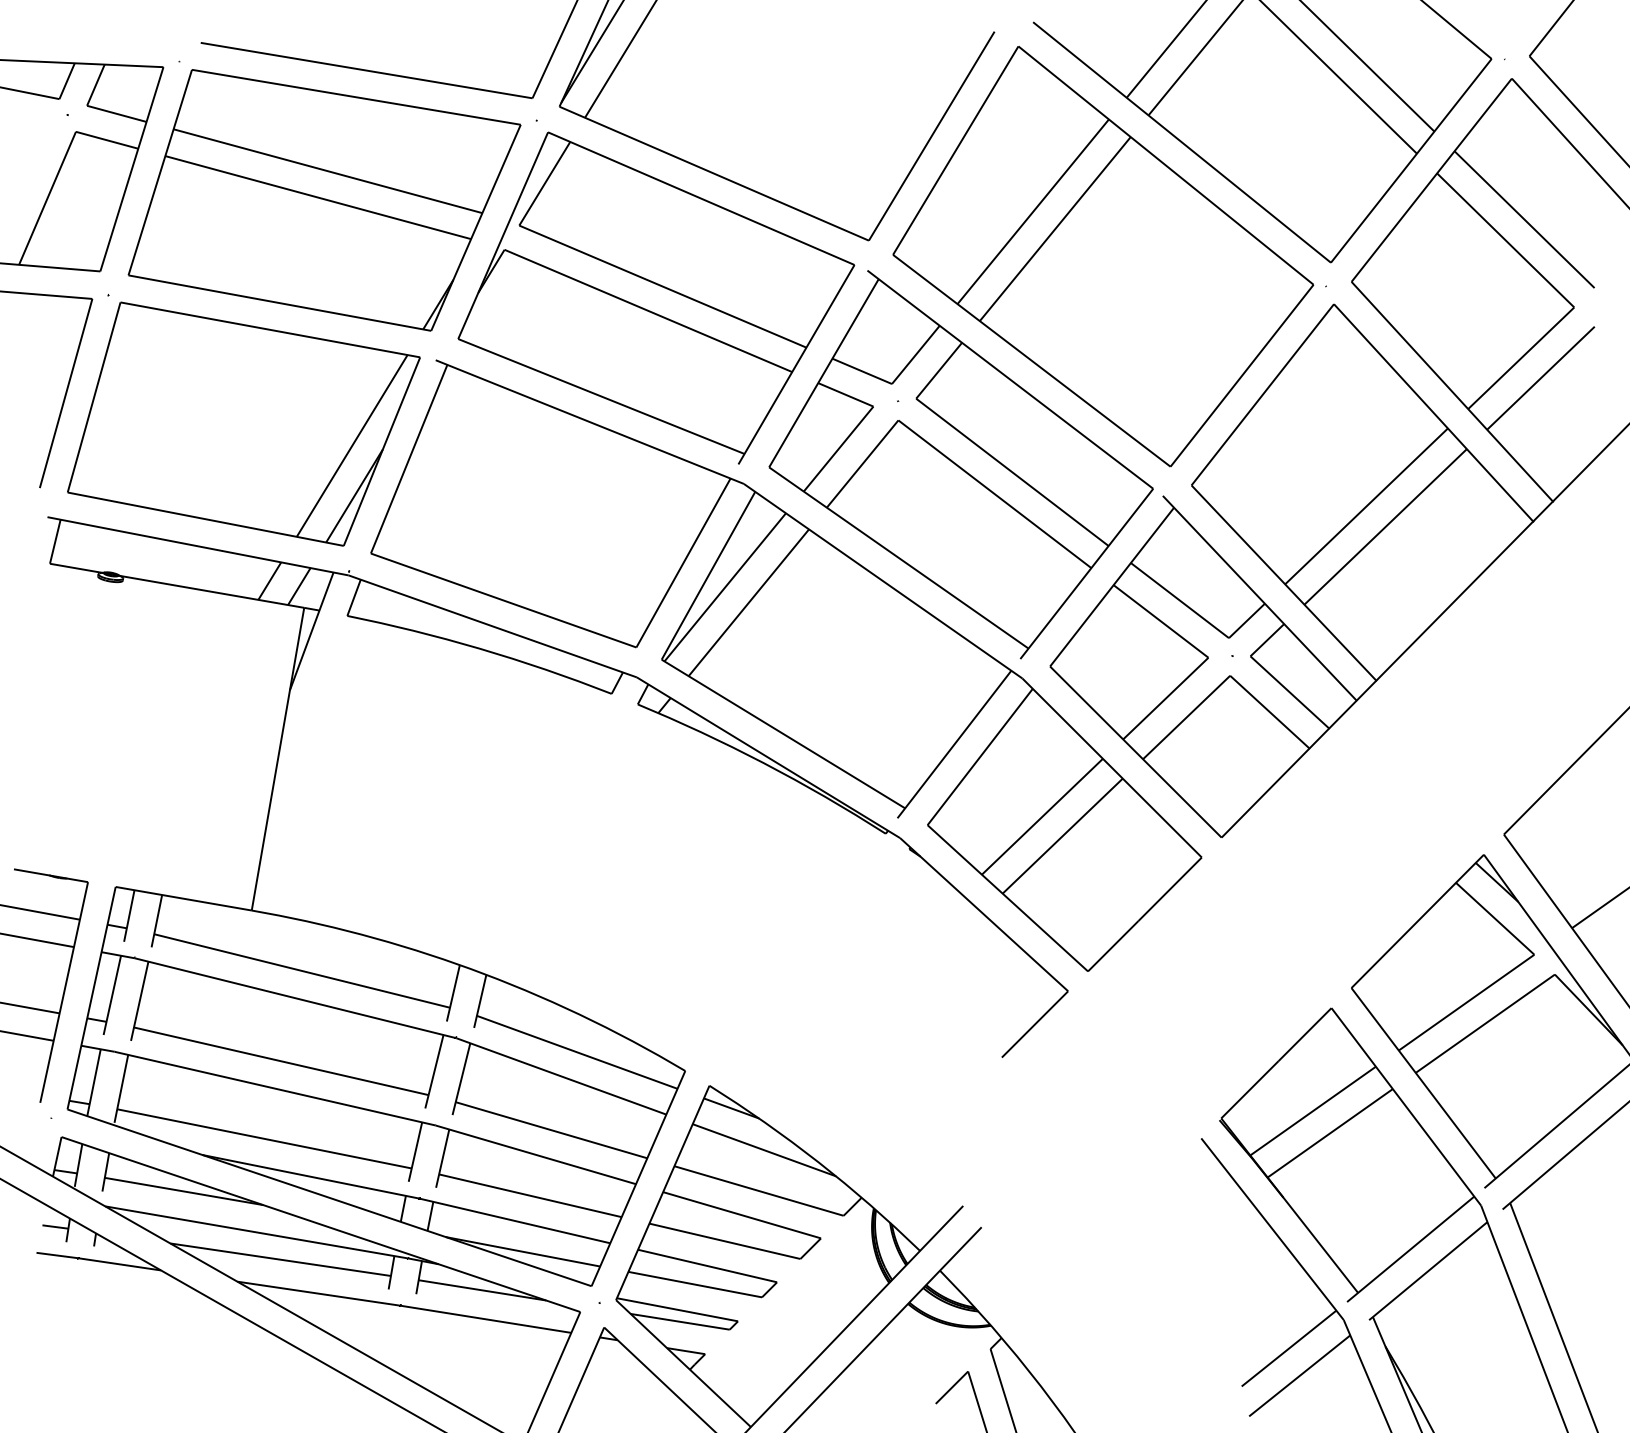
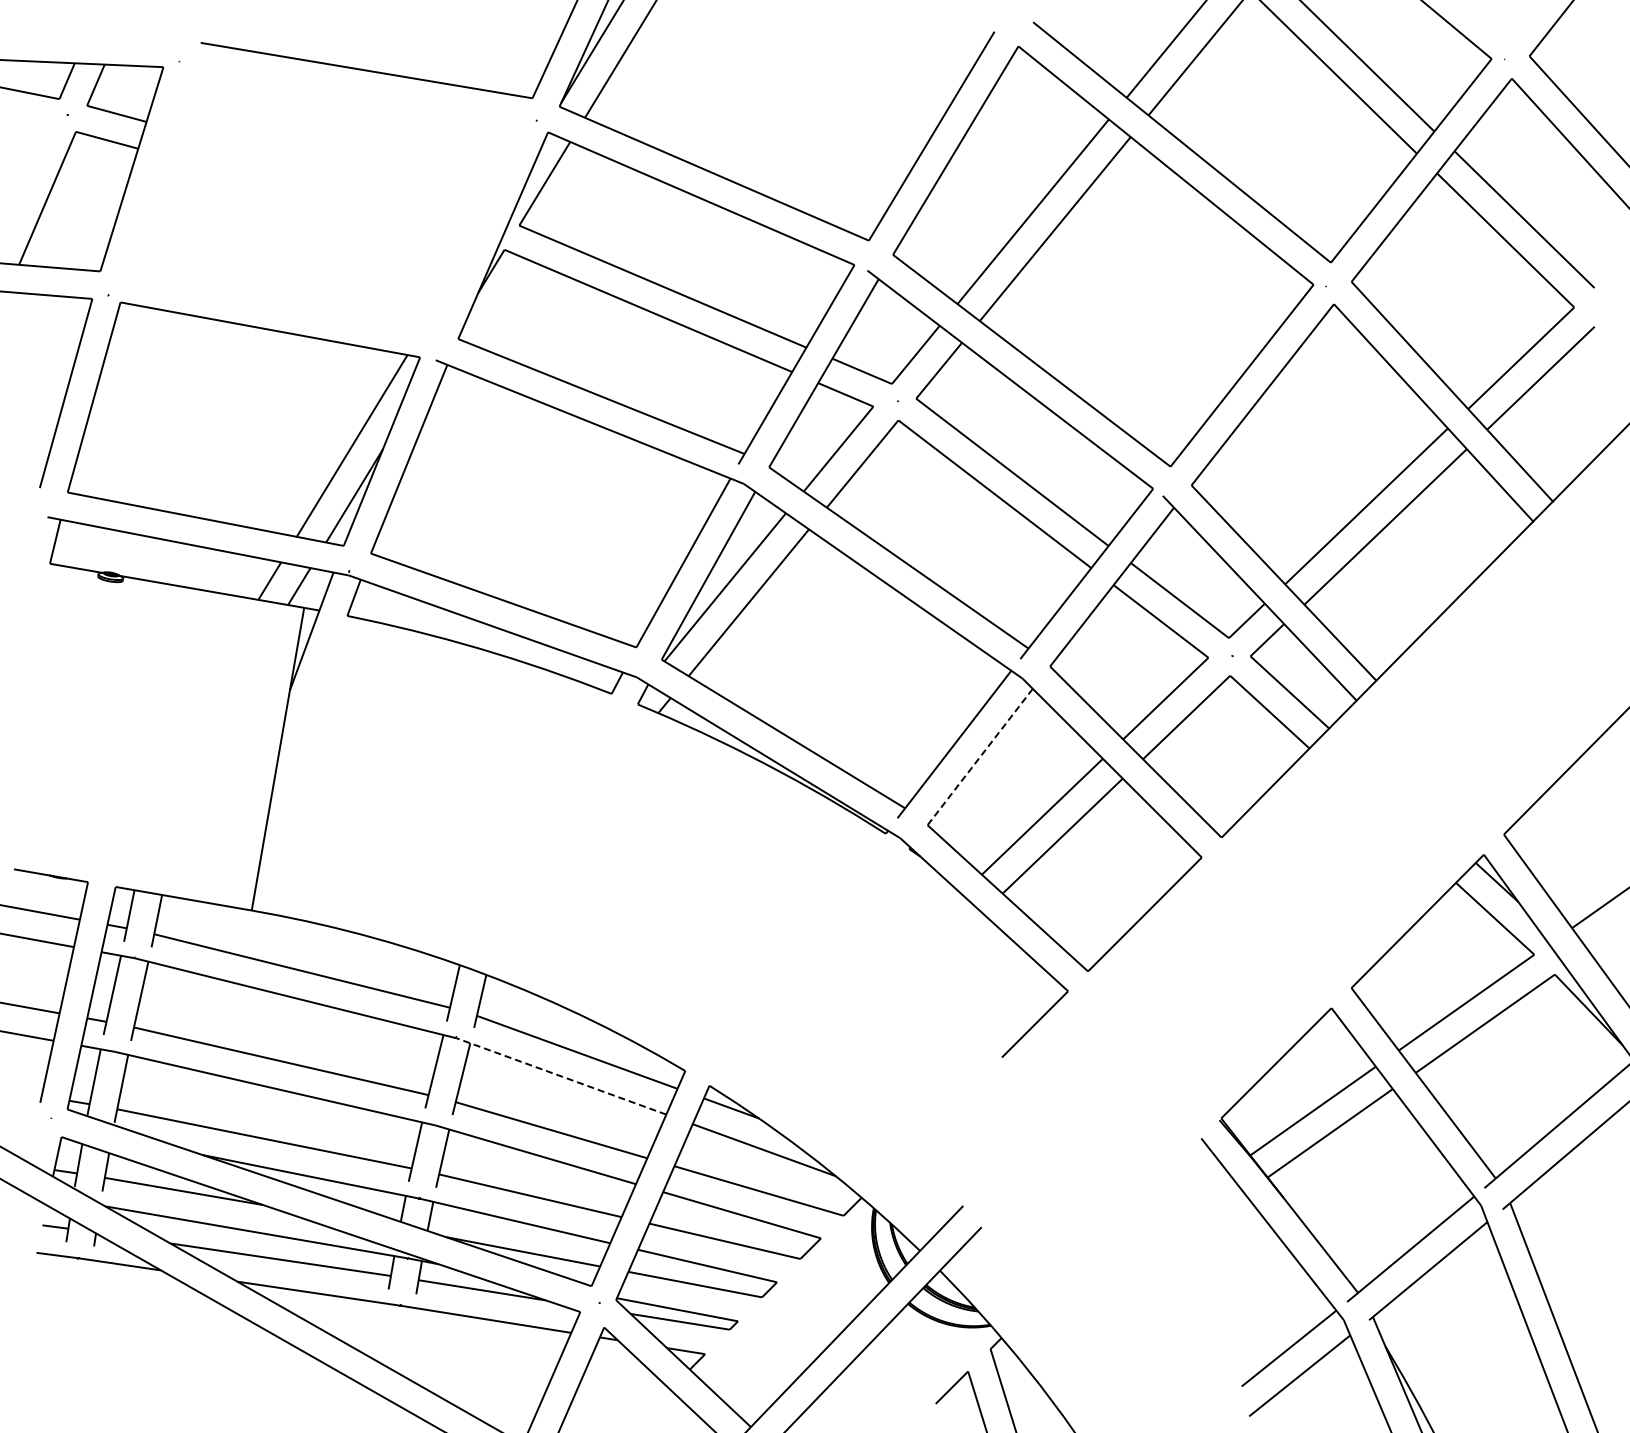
part: present -> none (324, 200)
line: solid -> dashed (979, 757)
line: solid -> dashed (561, 1076)
